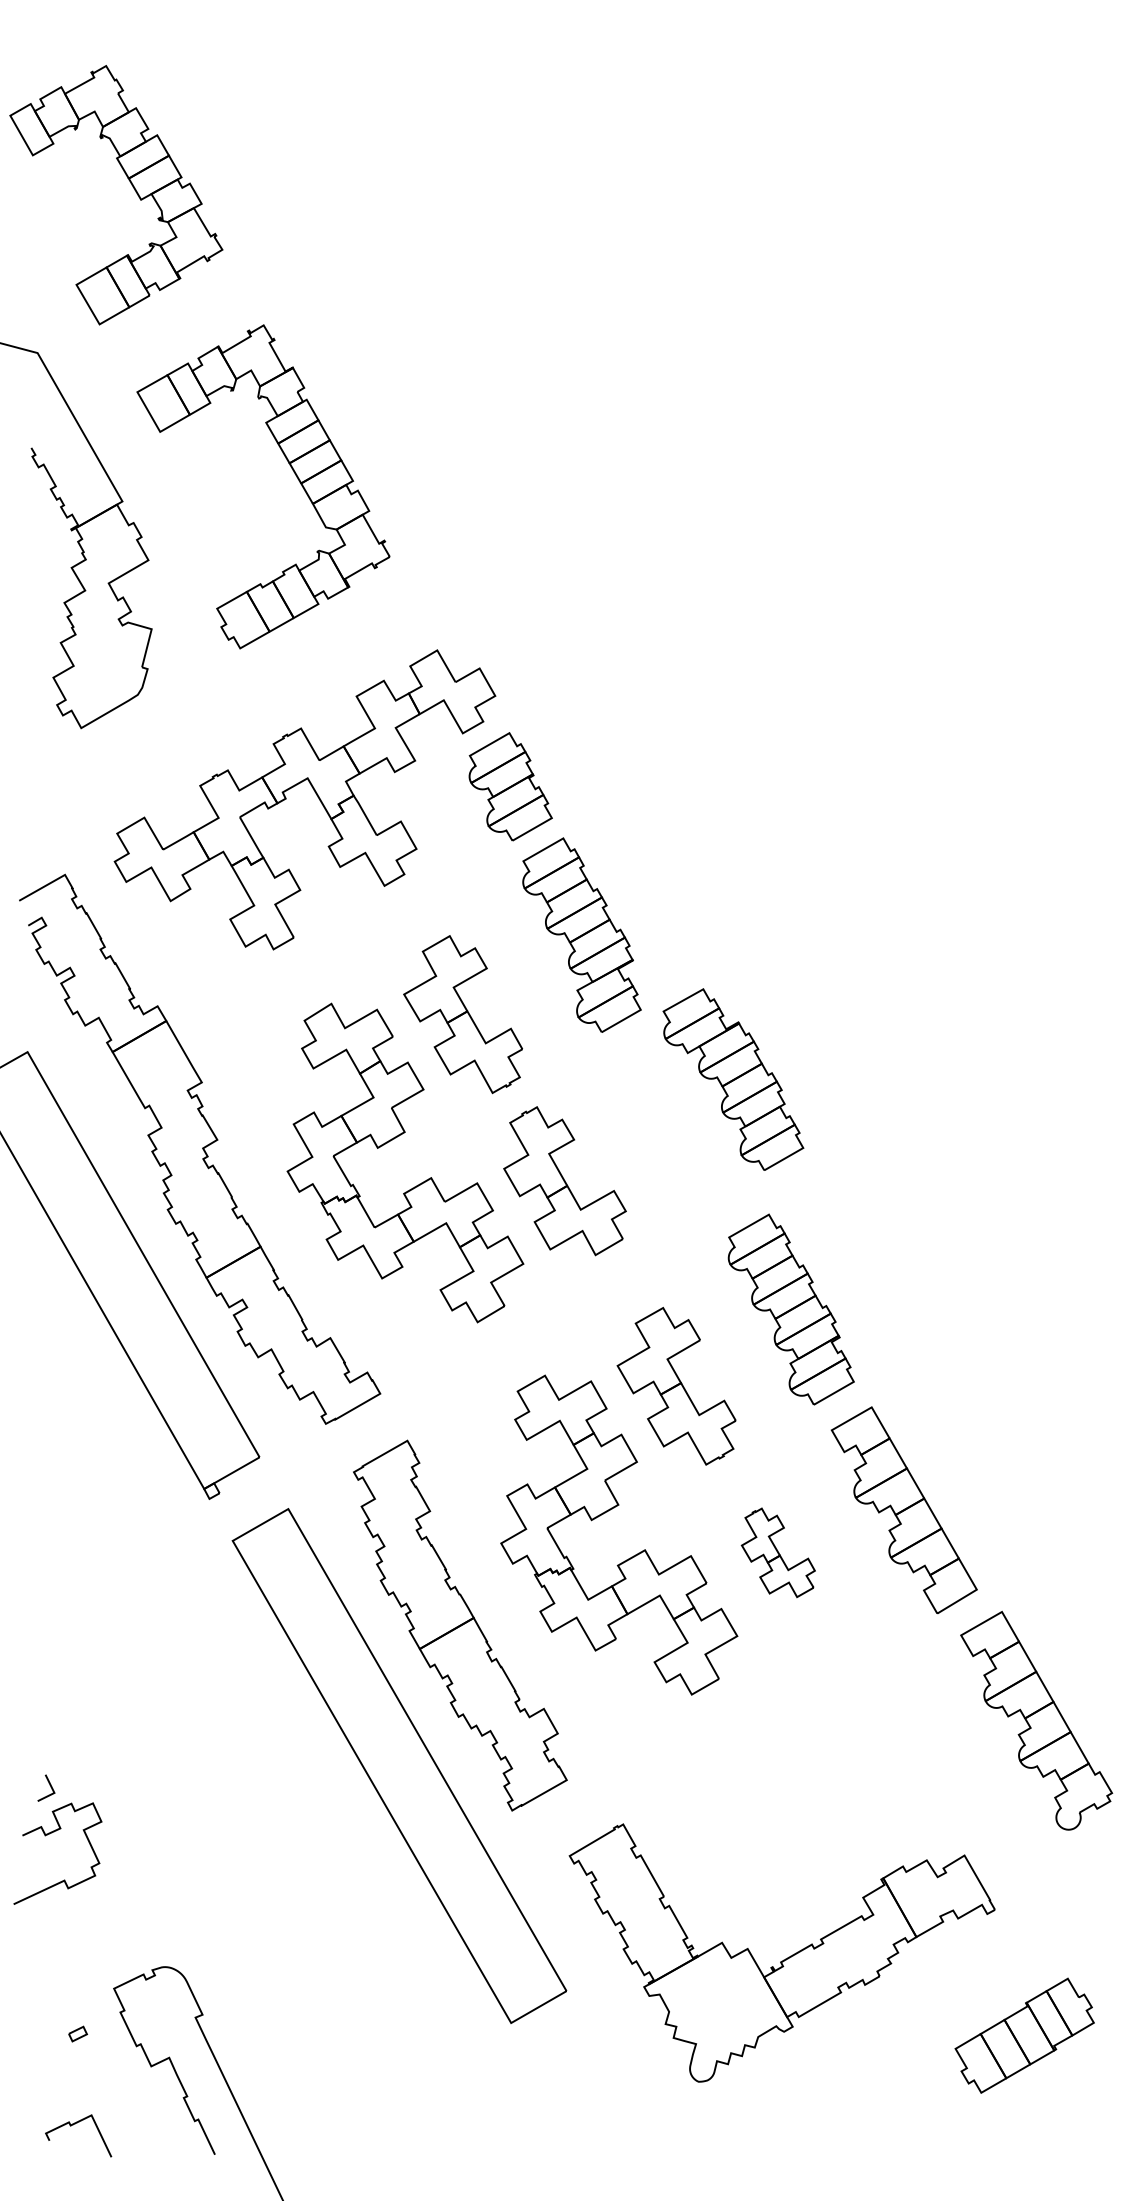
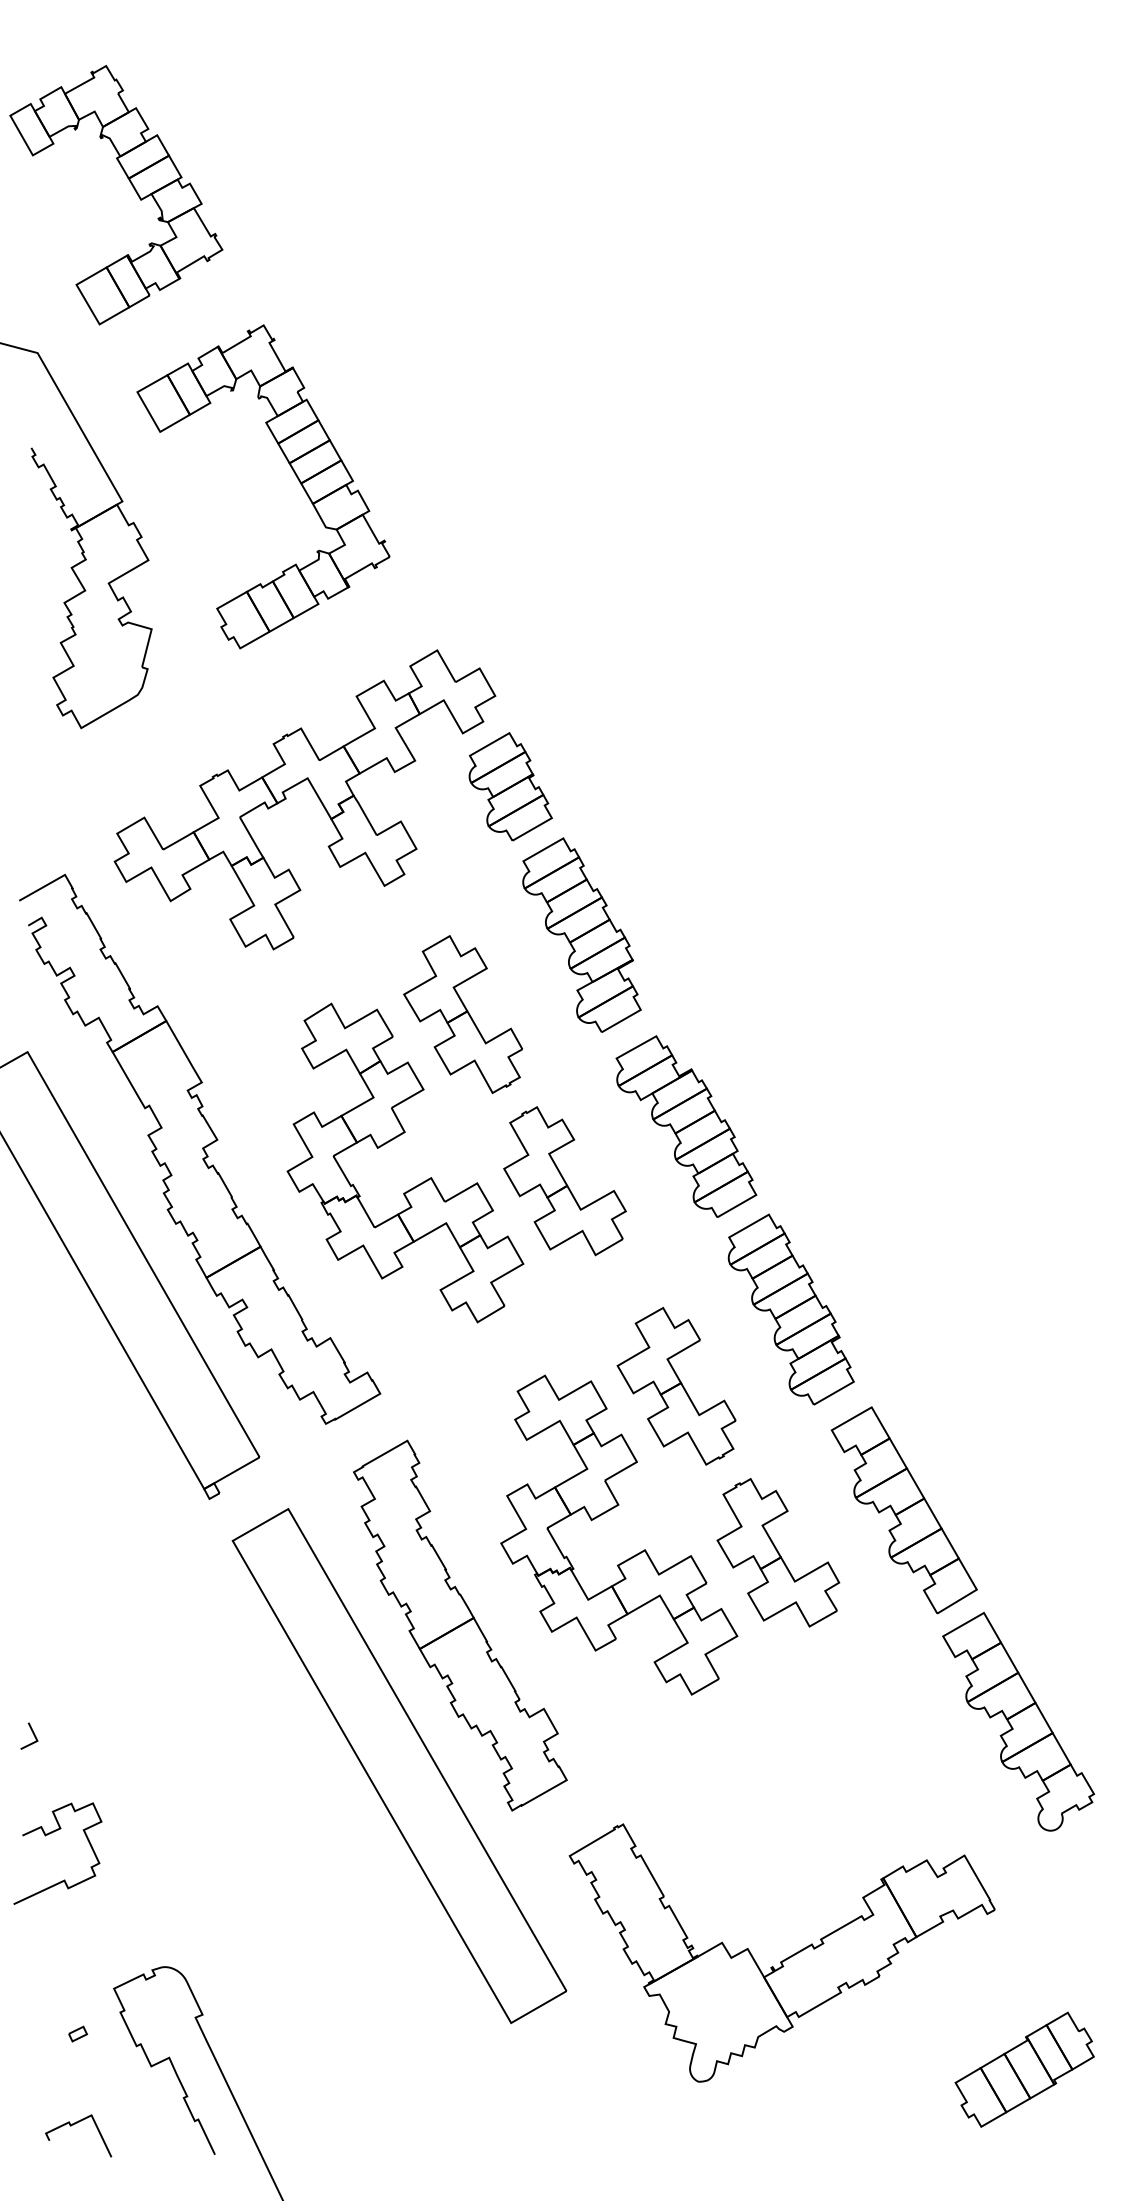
part position: (733, 1079) -> (686, 1126) (686, 1126)
part size: 76x92 px -> 125x150 px (778, 1552)
part position: (1036, 1720) -> (1018, 1721) (1018, 1721)
line position: (49, 1785) -> (32, 1733) (32, 1733)
part position: (1024, 2035) -> (1024, 2069) (1024, 2069)
